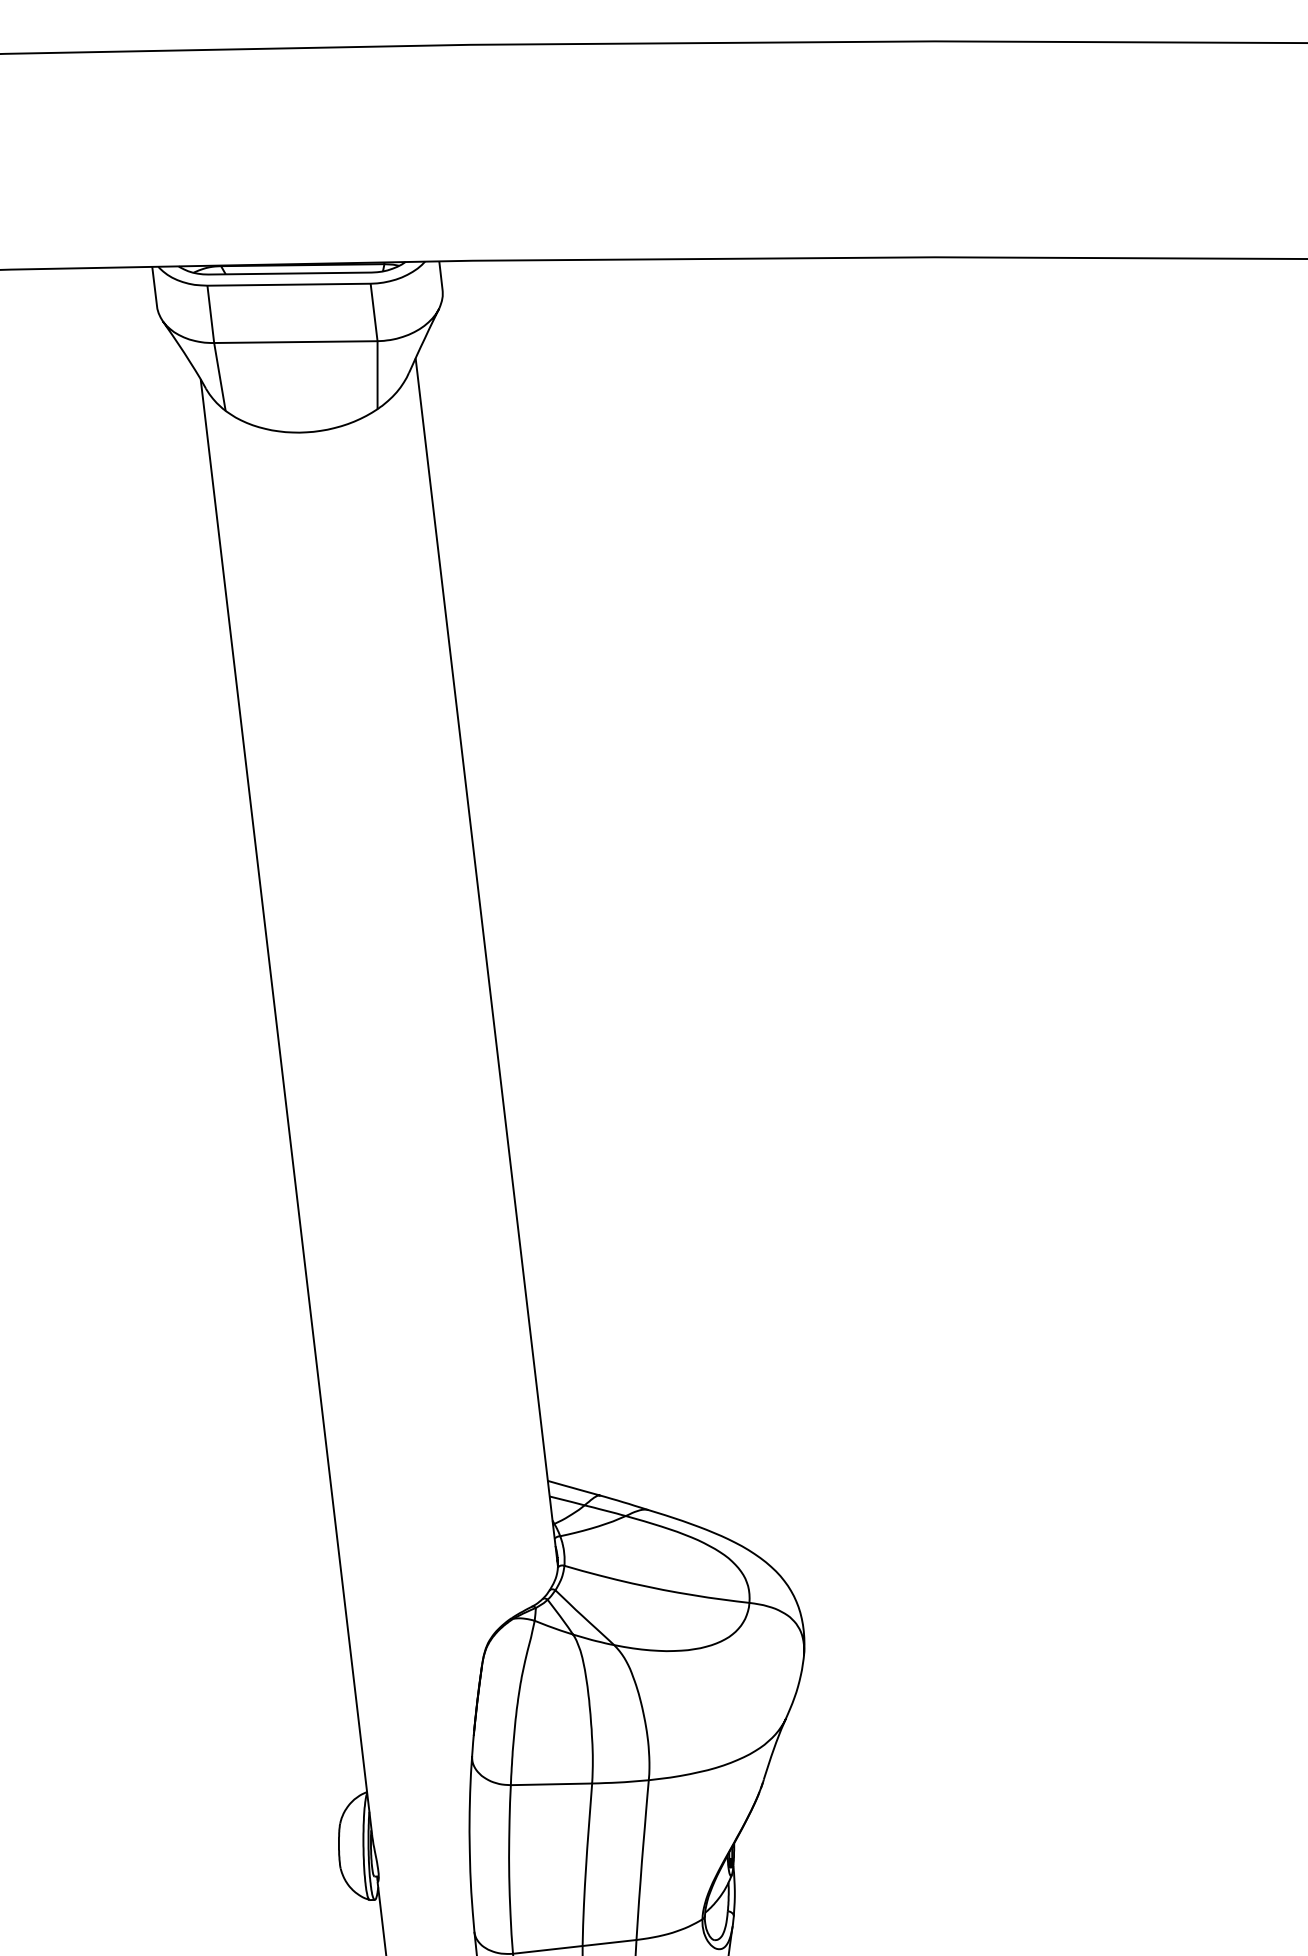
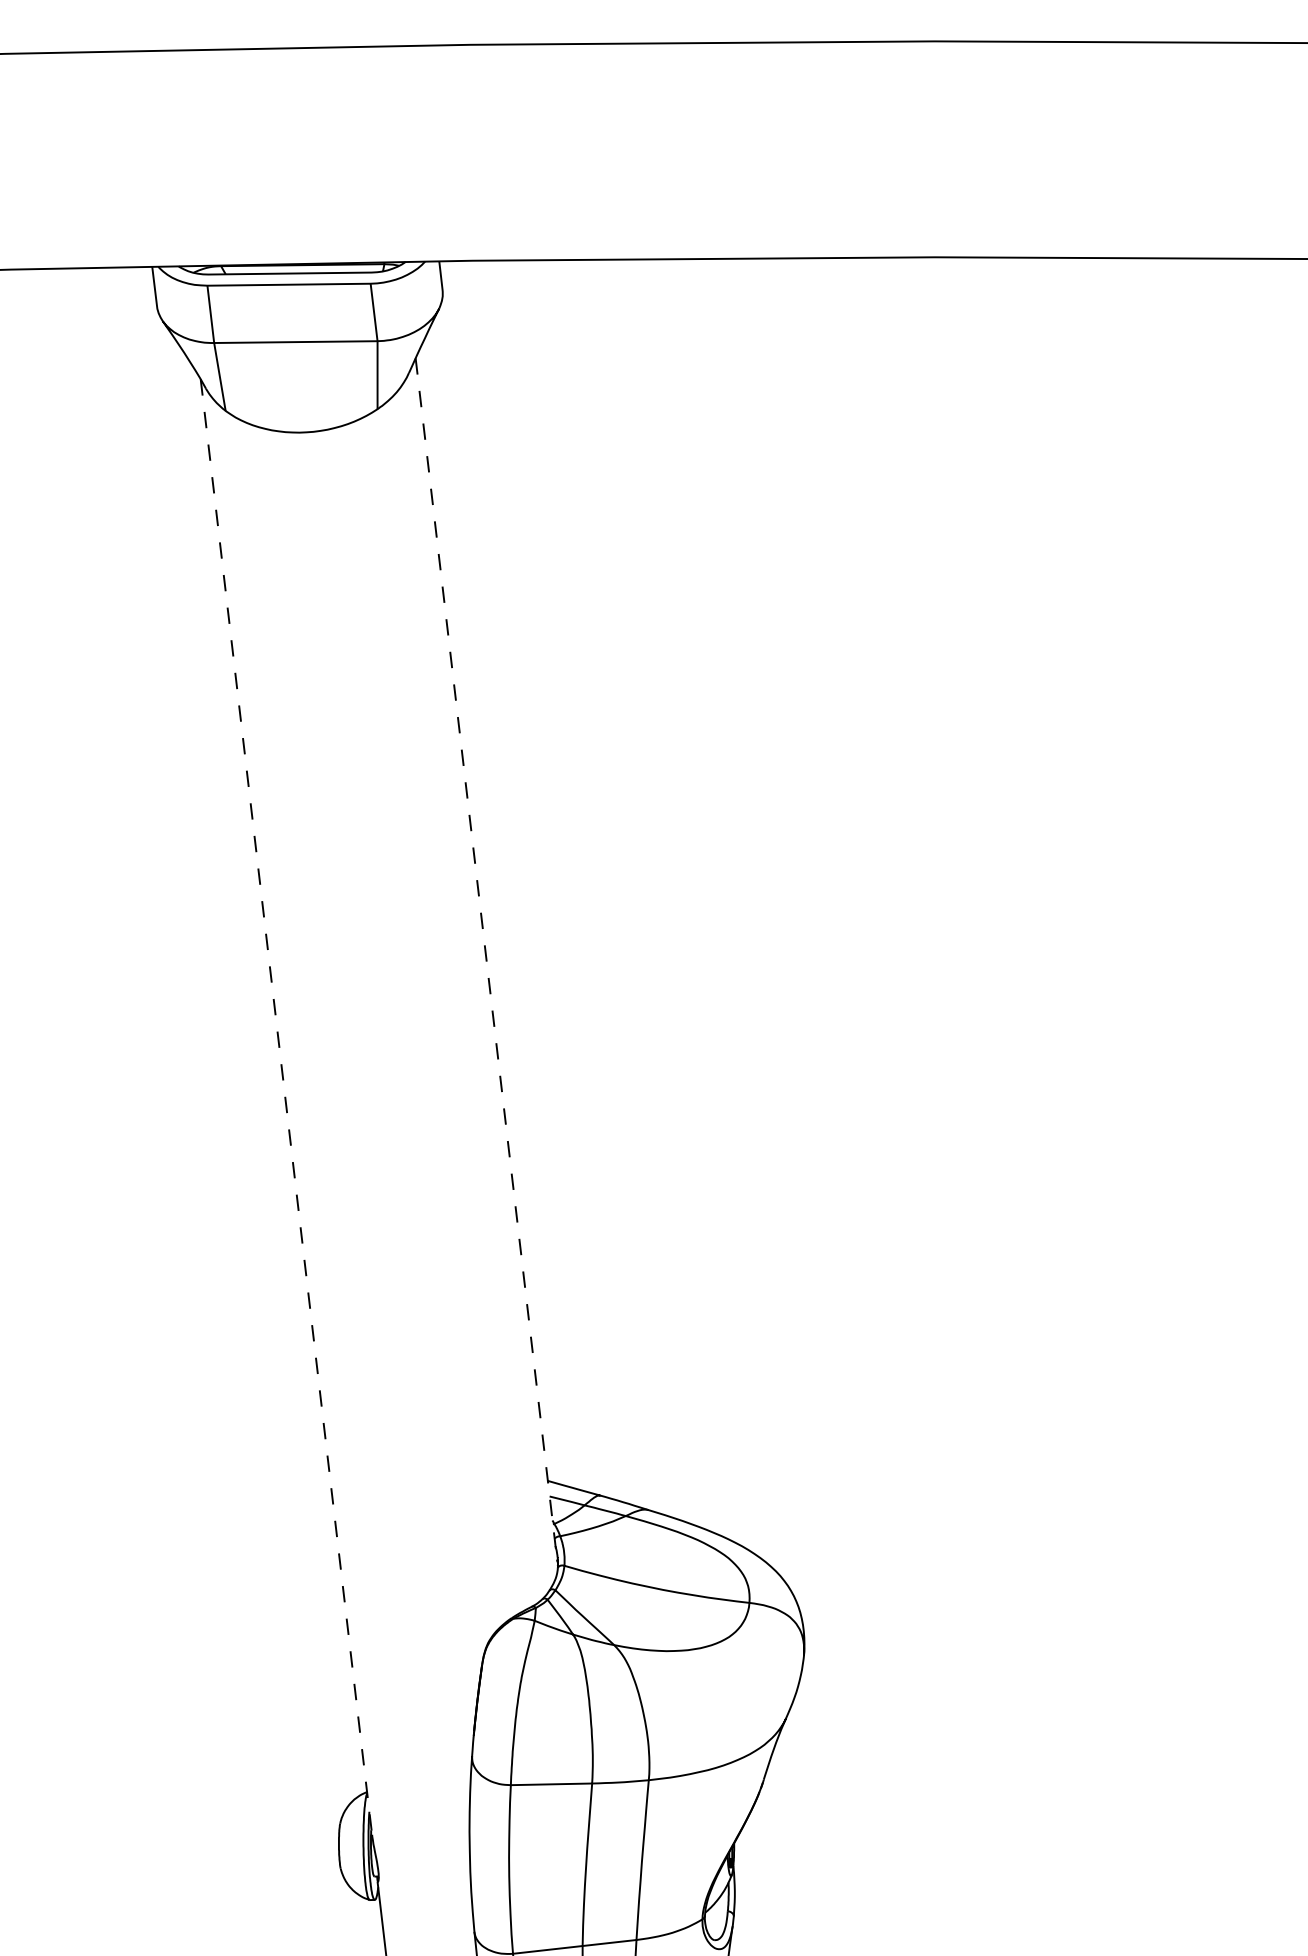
line: solid -> dashed (486, 962)
line: solid -> dashed (286, 1107)
